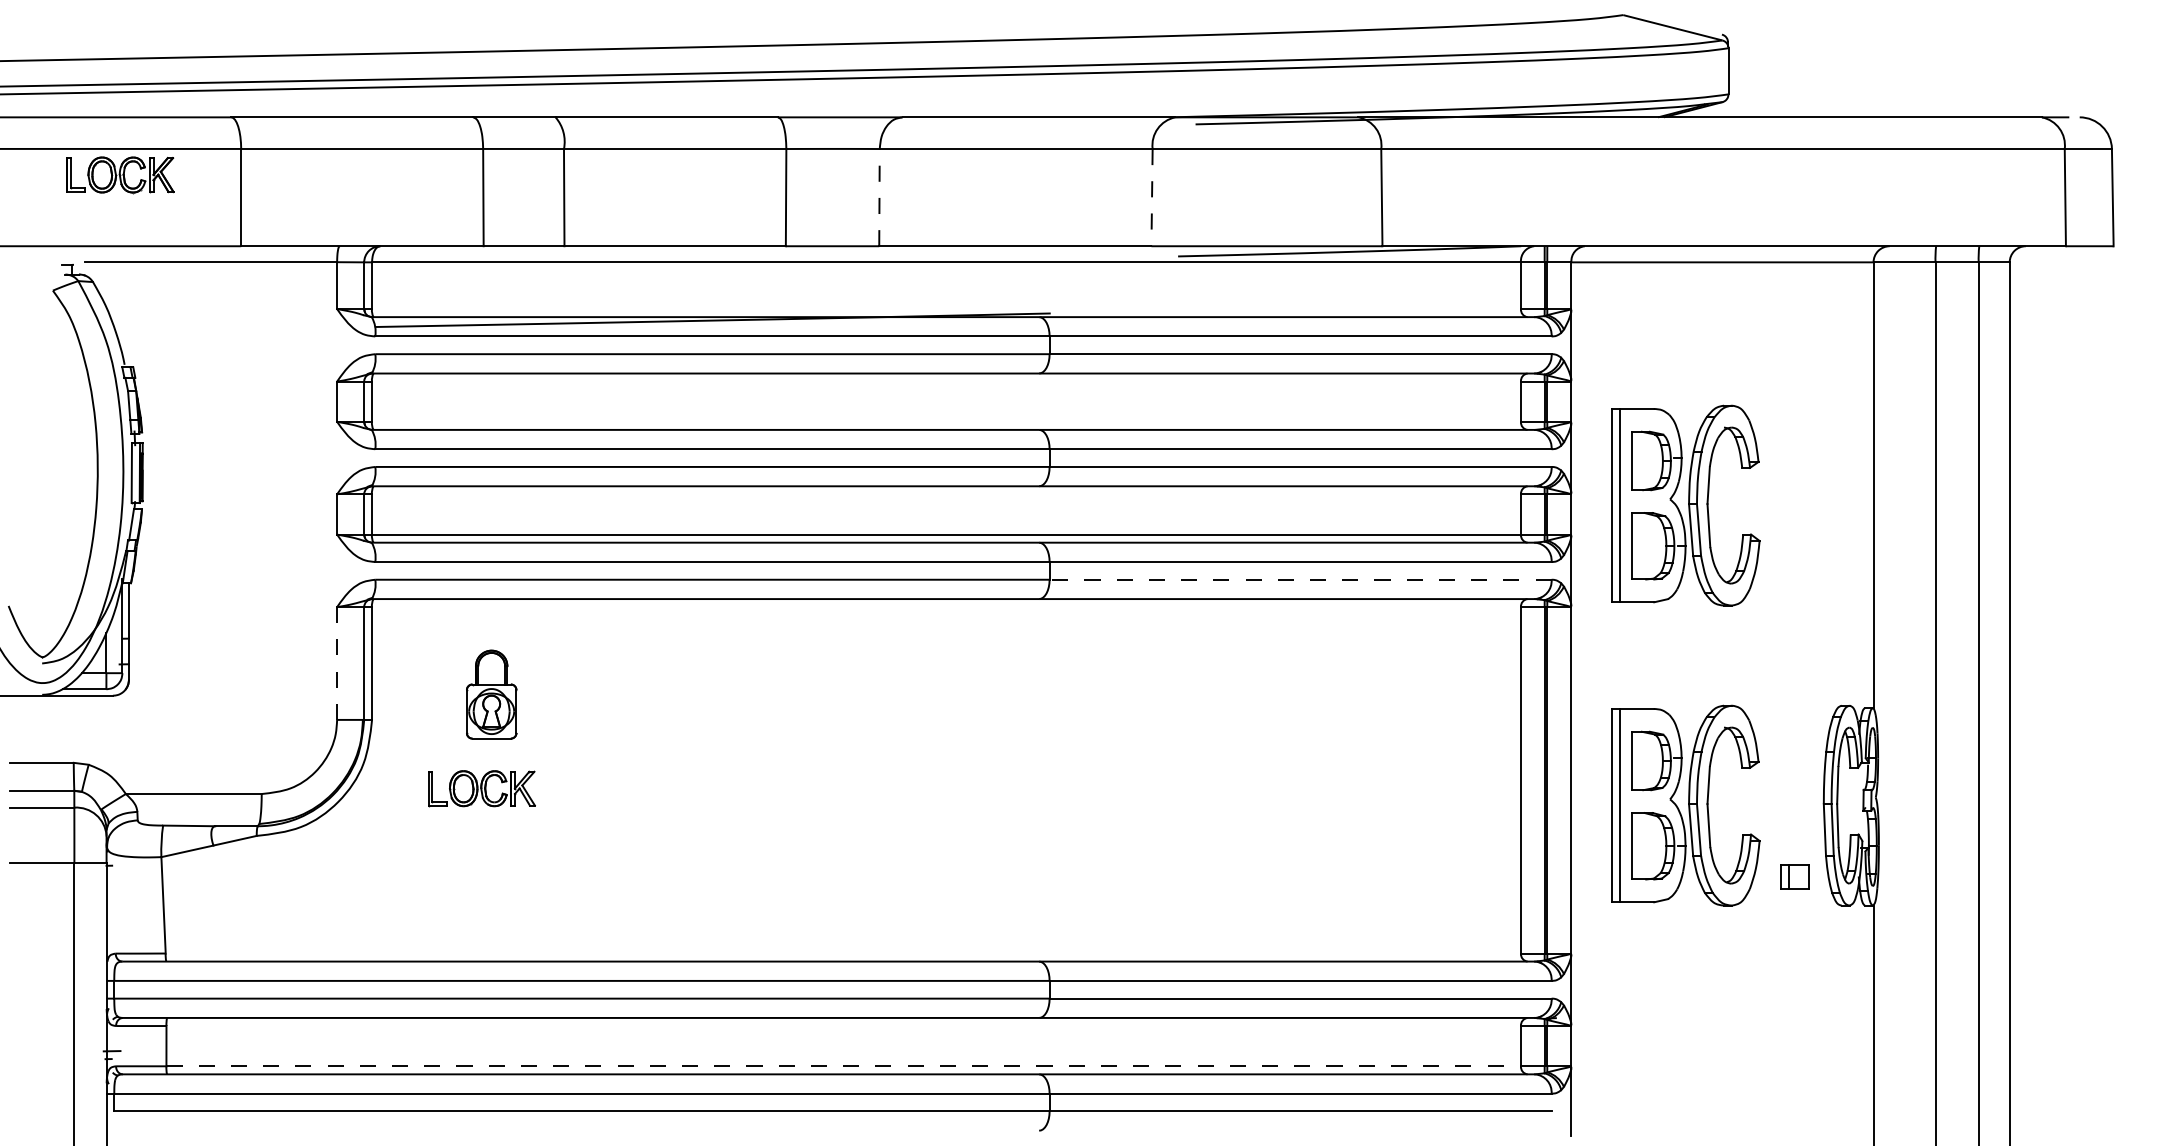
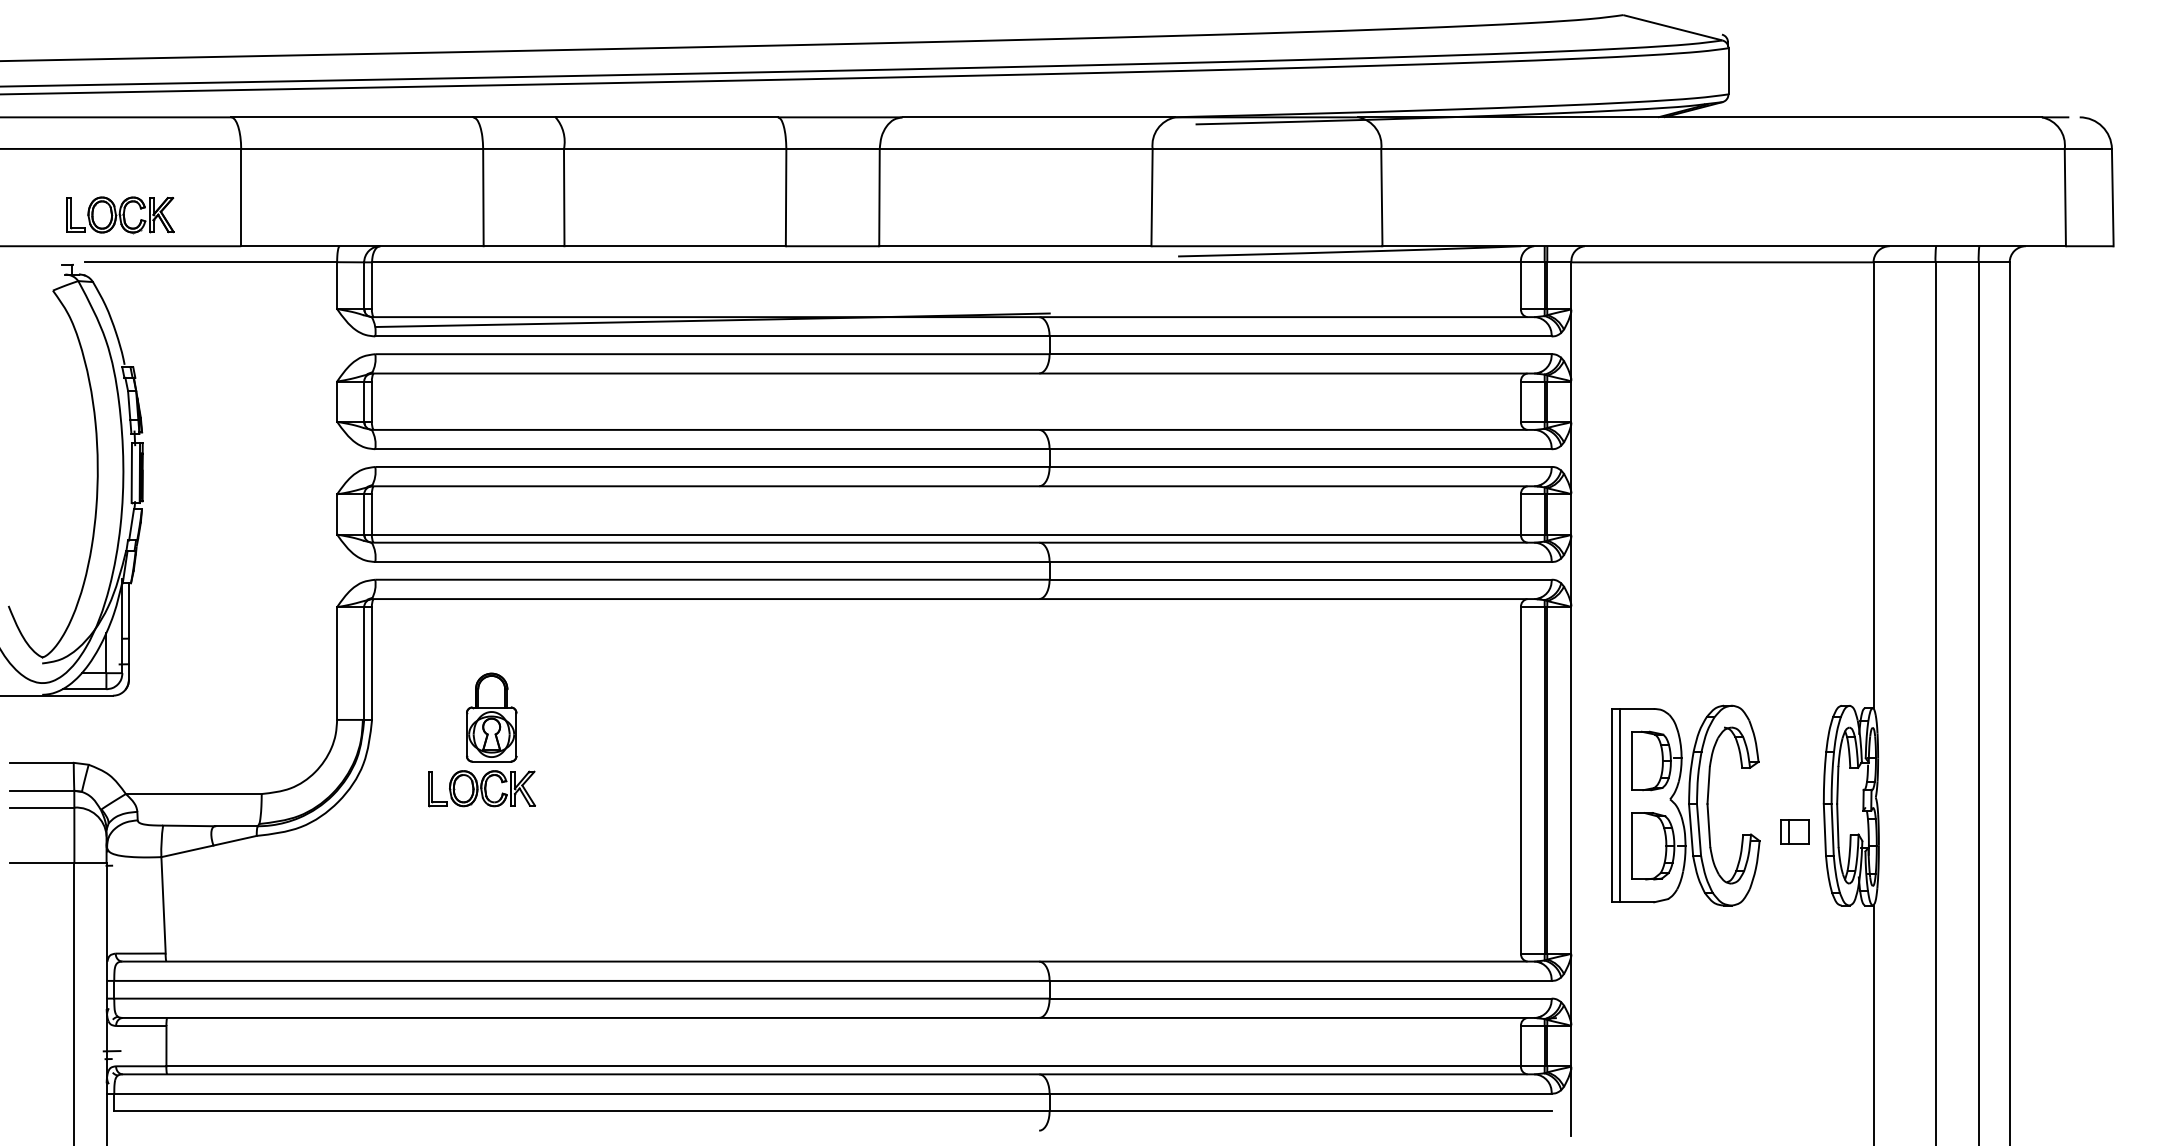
part position: (120, 175) -> (120, 215) (120, 215)
line: dashed -> solid (879, 197)
line: dashed -> solid (1152, 197)
part: present -> none (1685, 505)
line: dashed -> solid (1300, 579)
line: dashed -> solid (337, 663)
part position: (491, 694) -> (491, 717) (491, 717)
part position: (1794, 876) -> (1794, 831) (1794, 831)
line: dashed -> solid (844, 1066)
